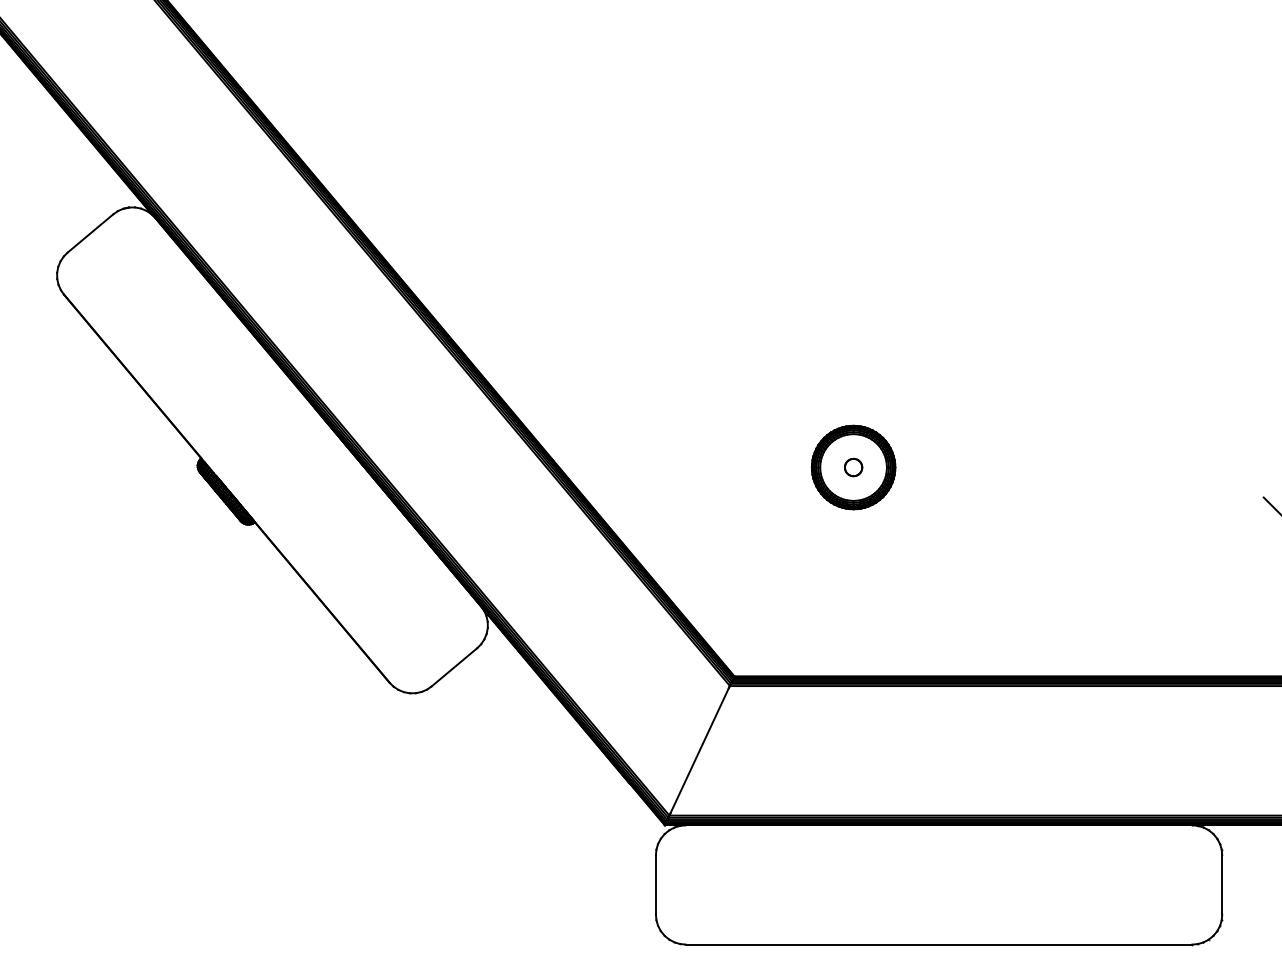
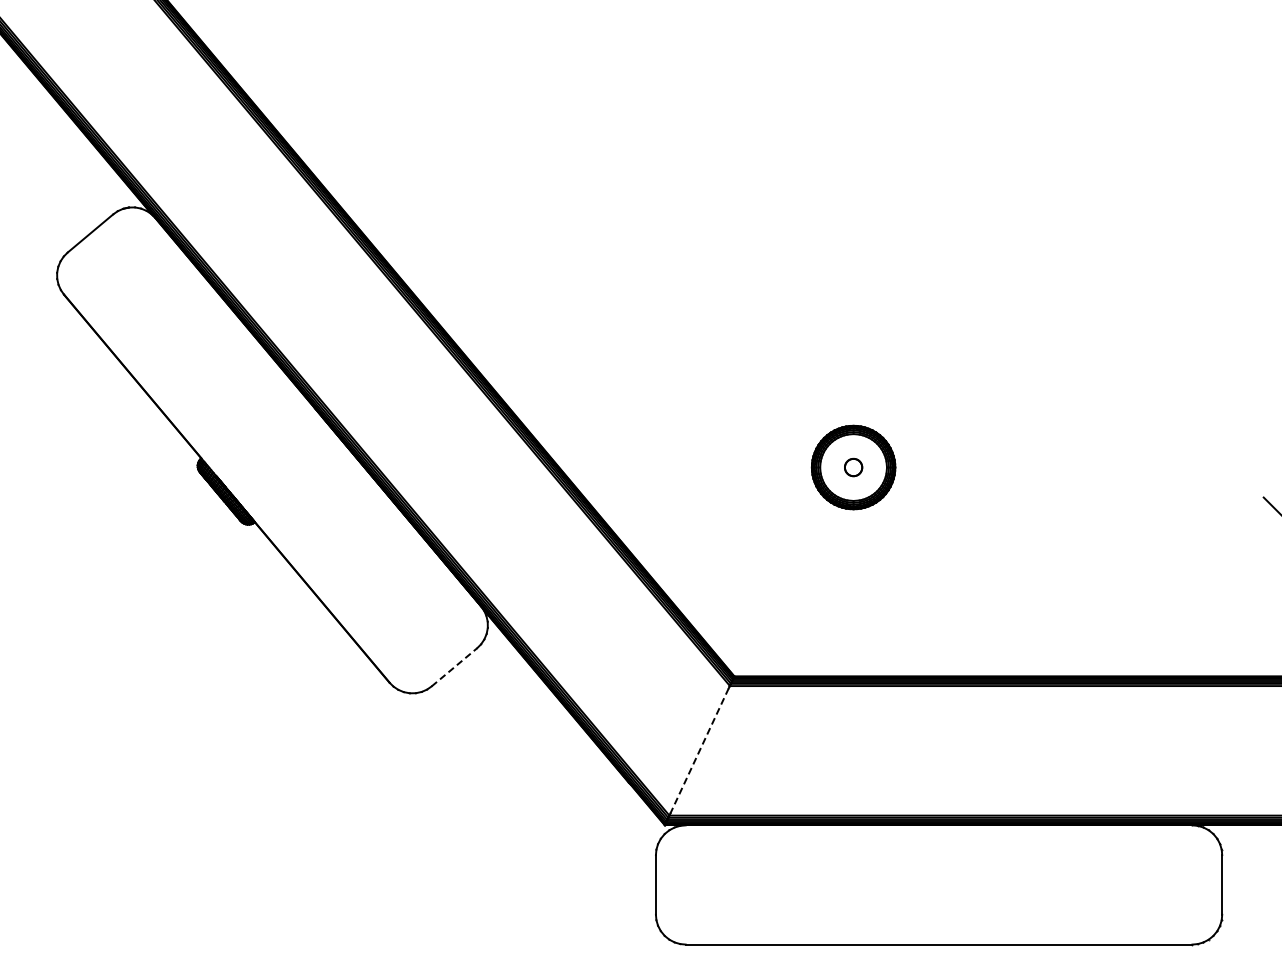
line: solid -> dashed (454, 667)
line: solid -> dashed (699, 751)
